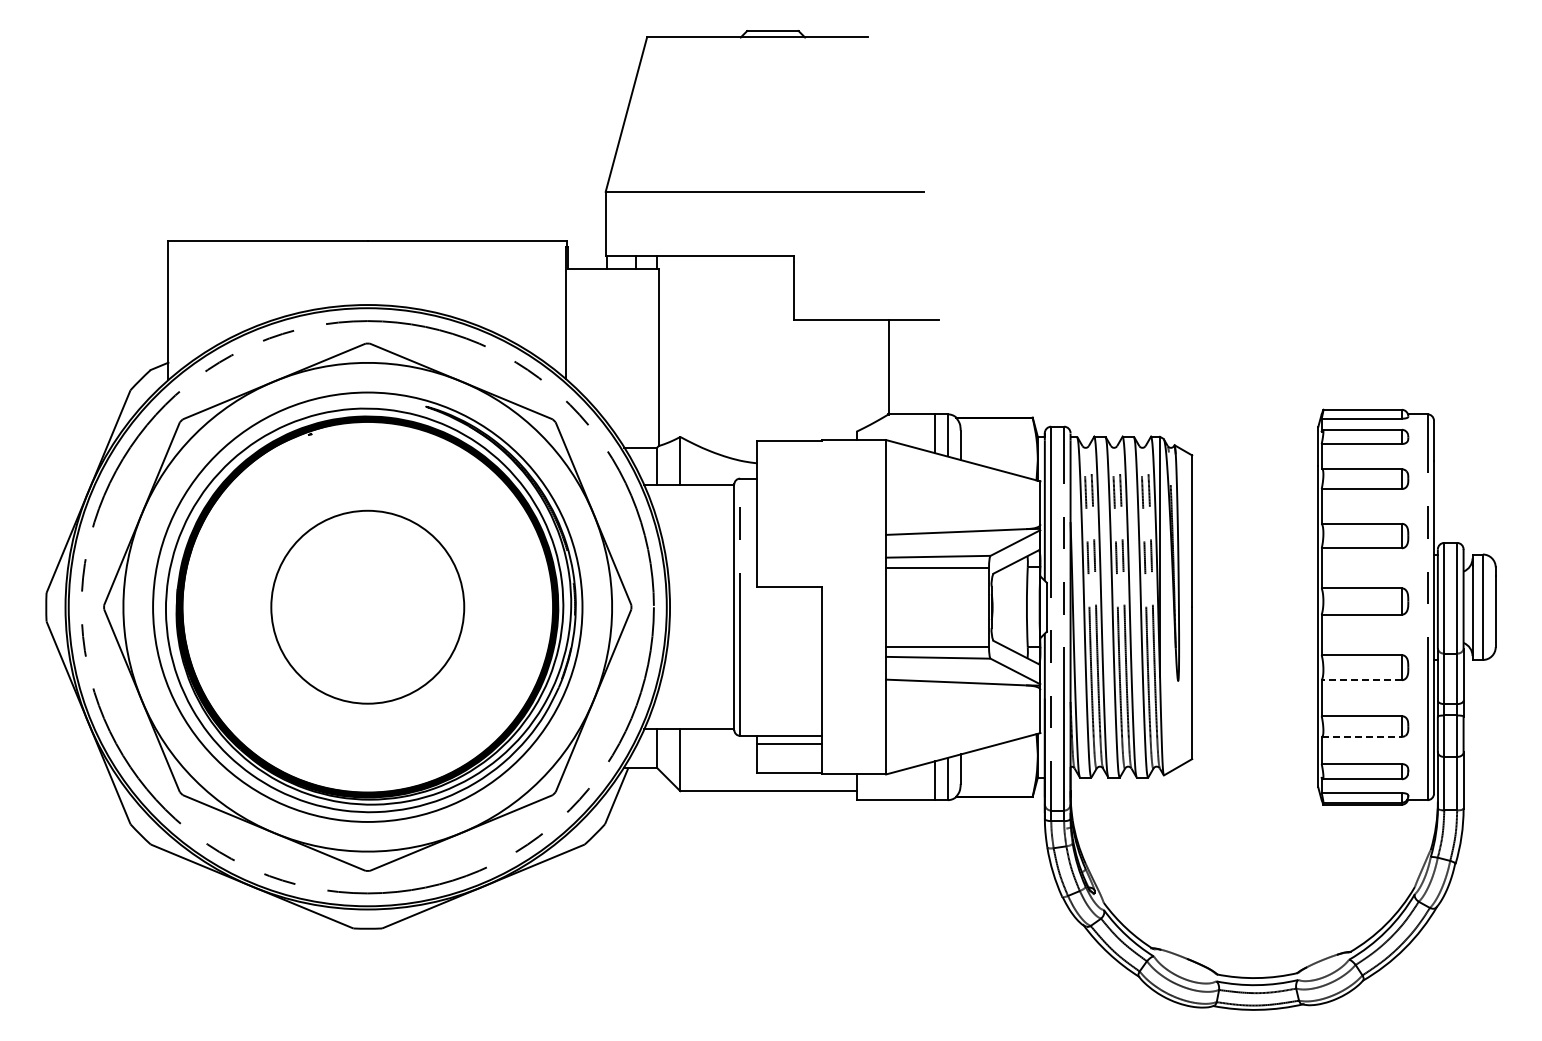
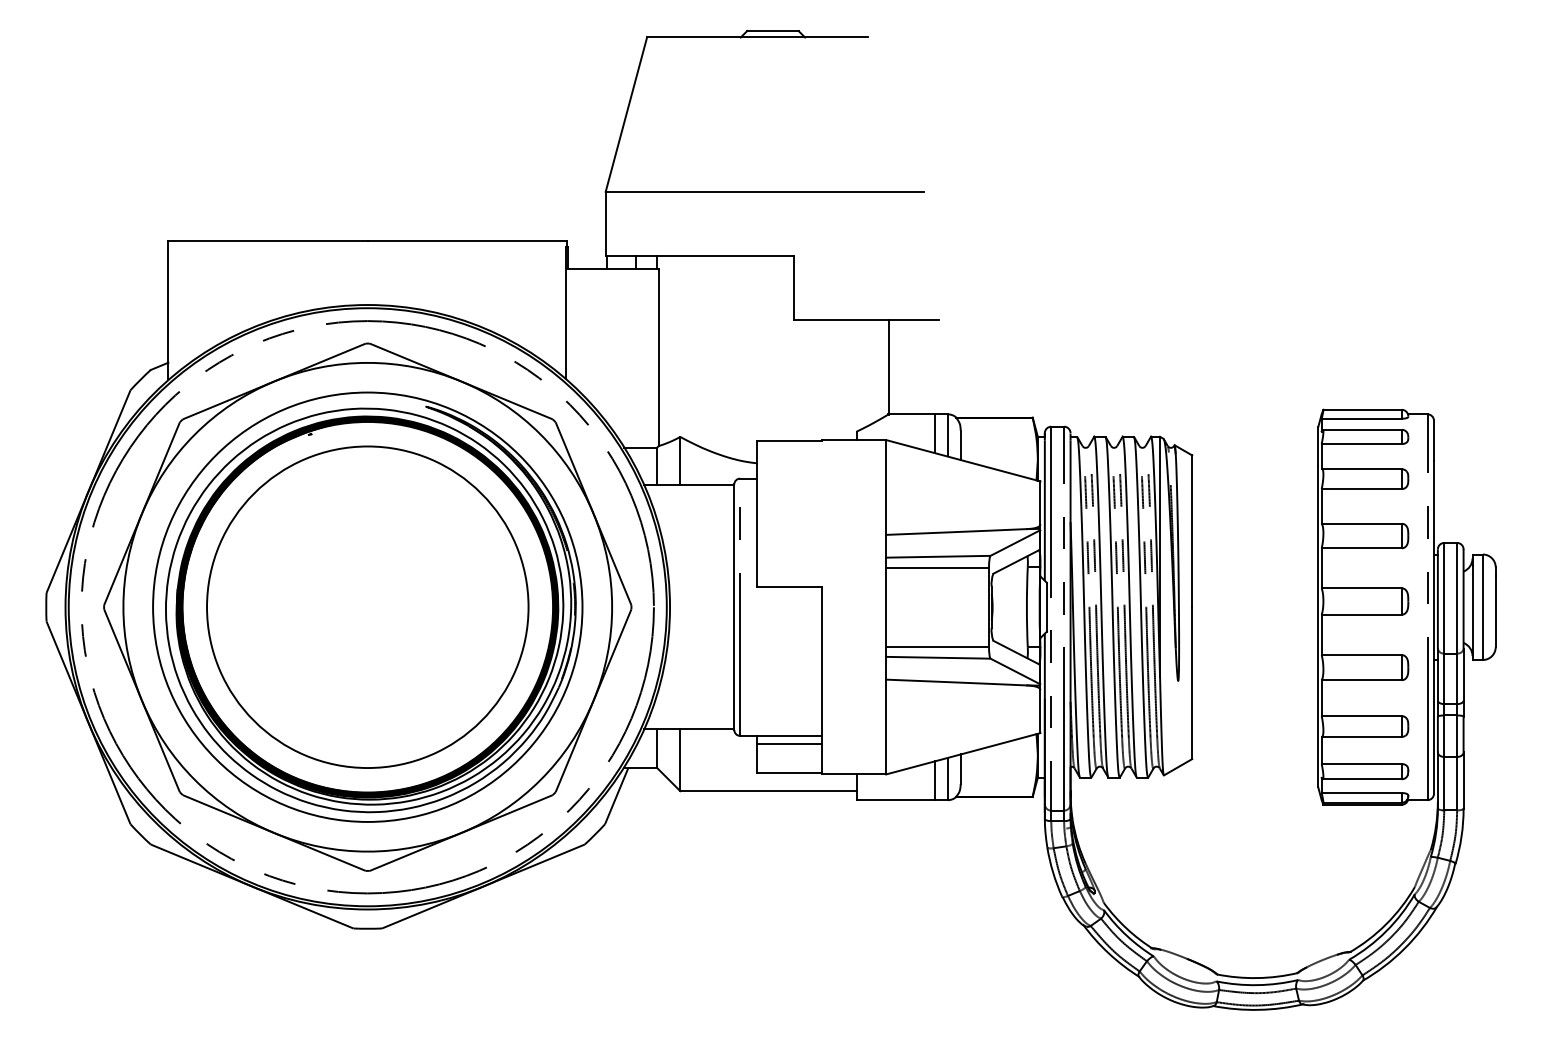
circle diameter: 193 px -> 322 px (367, 607)
line: dashed -> solid (1361, 680)
line: dashed -> solid (1361, 736)
